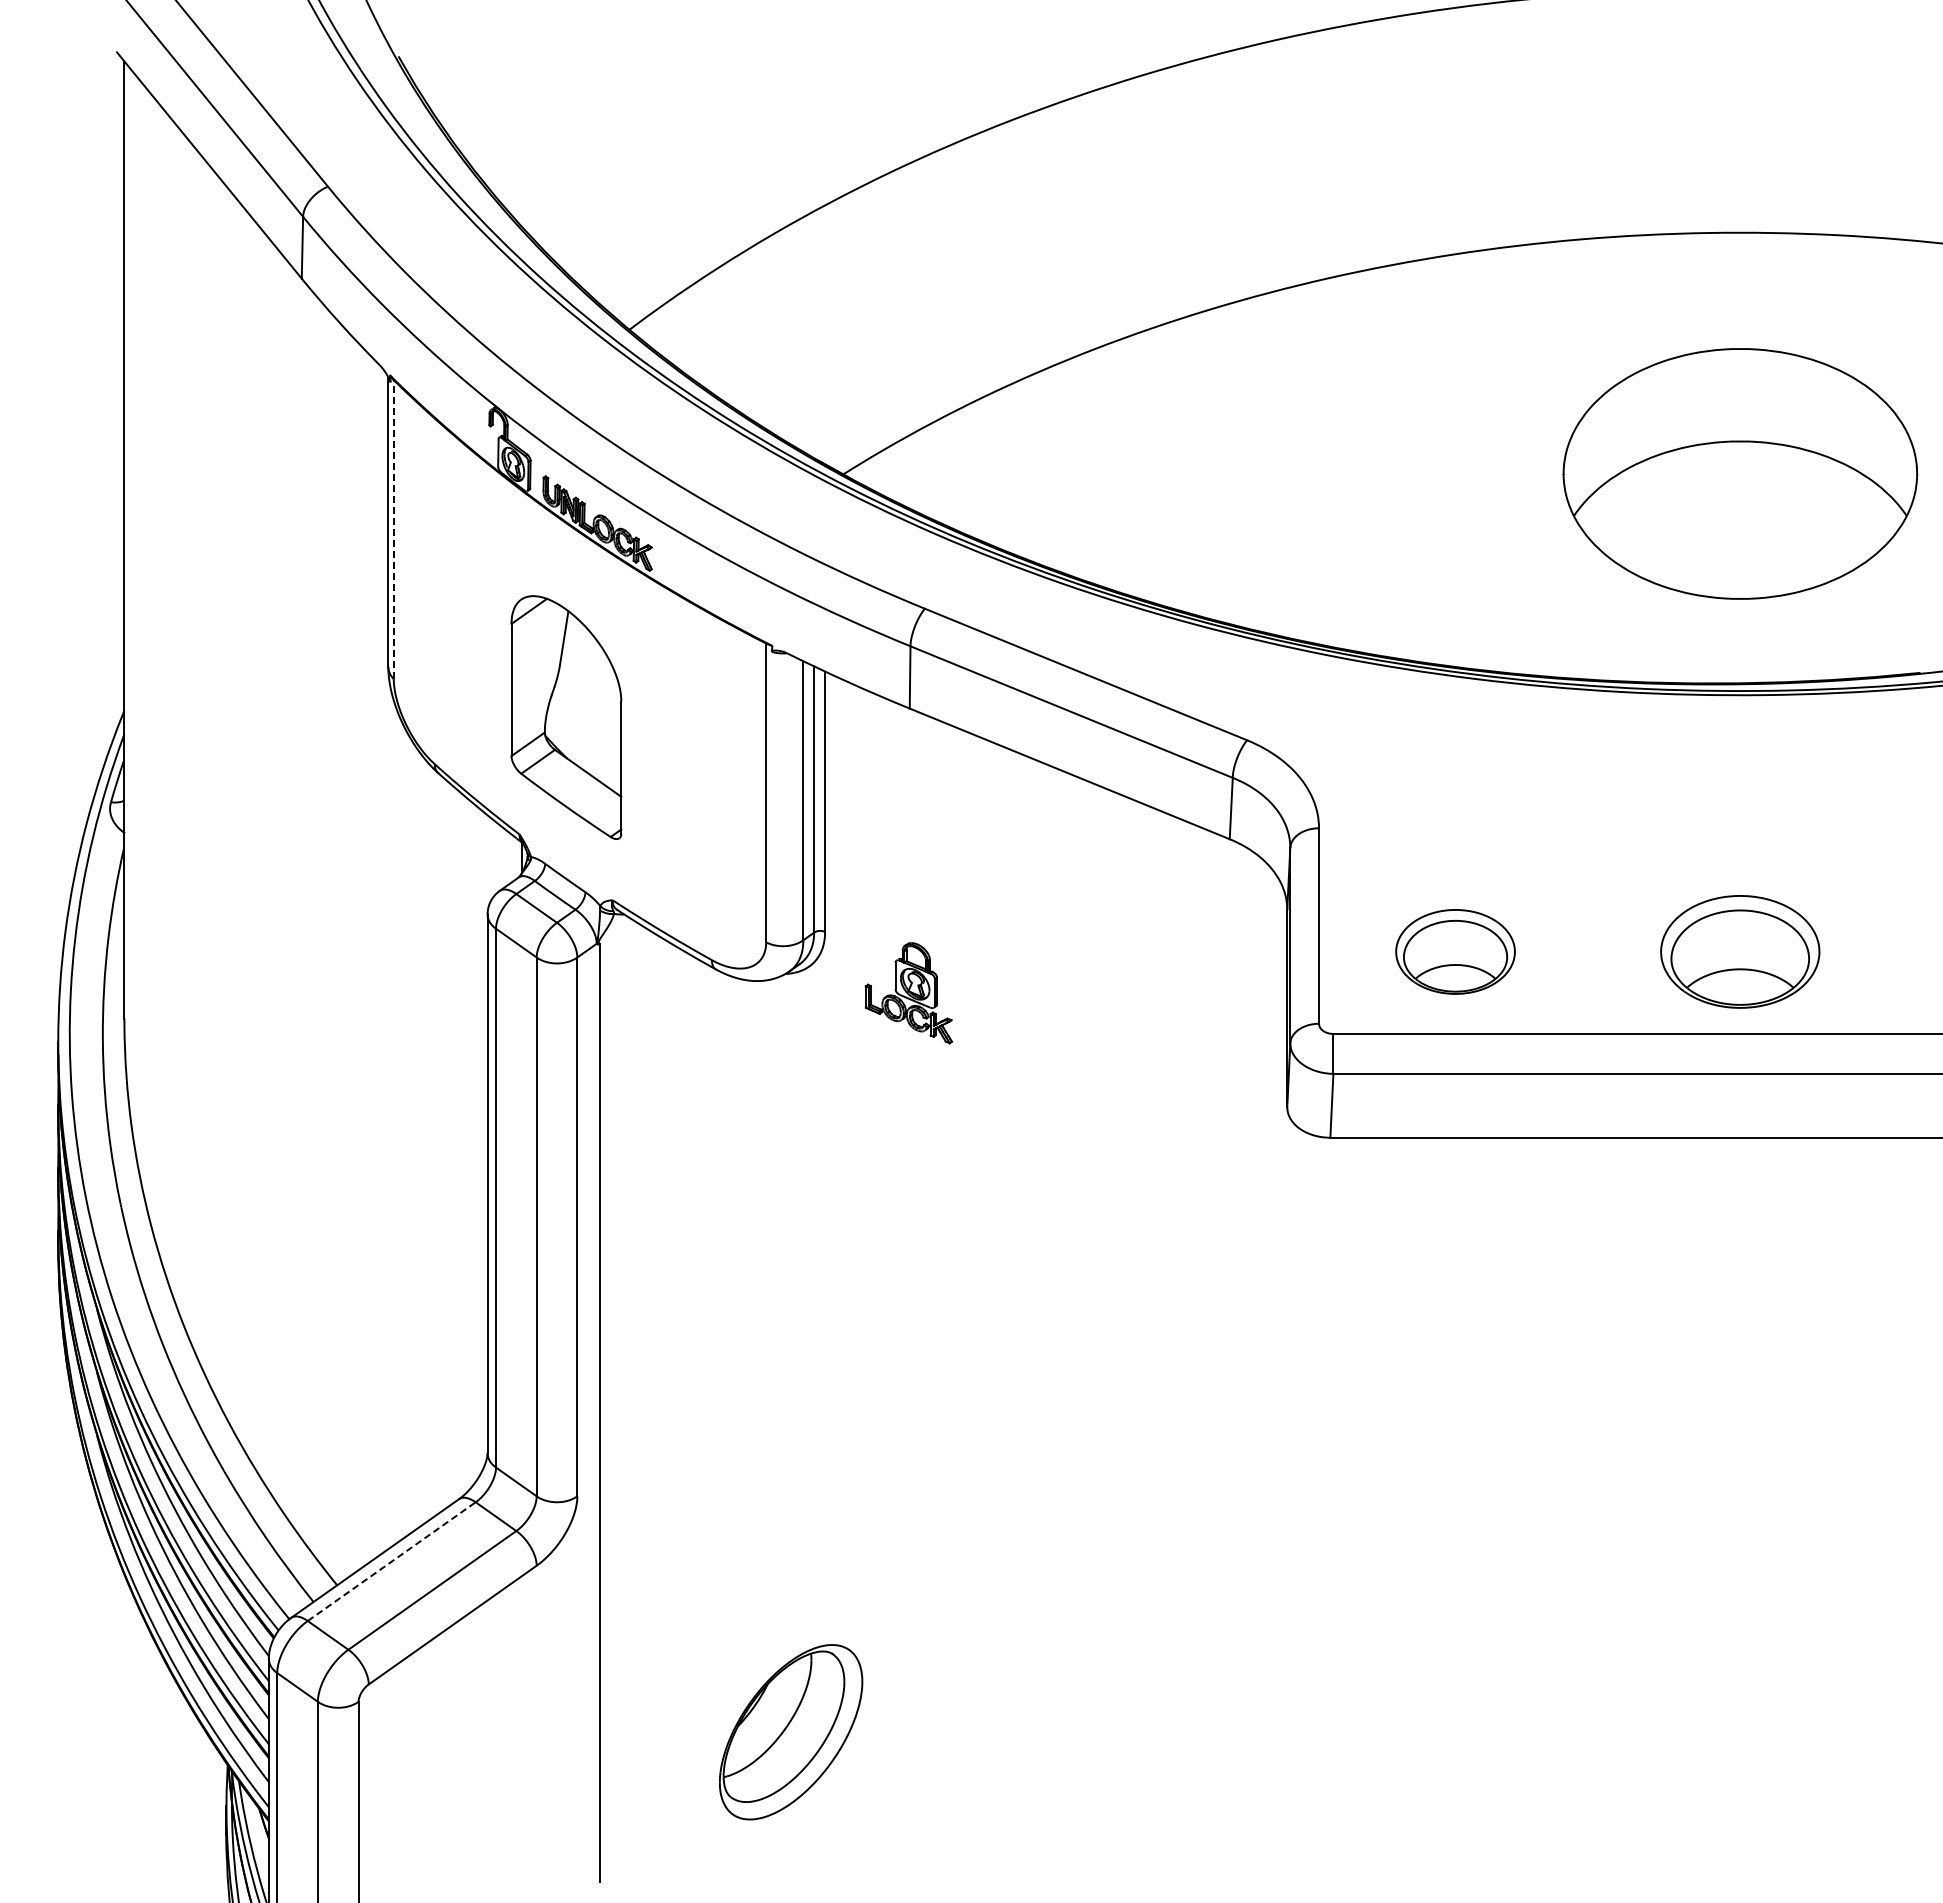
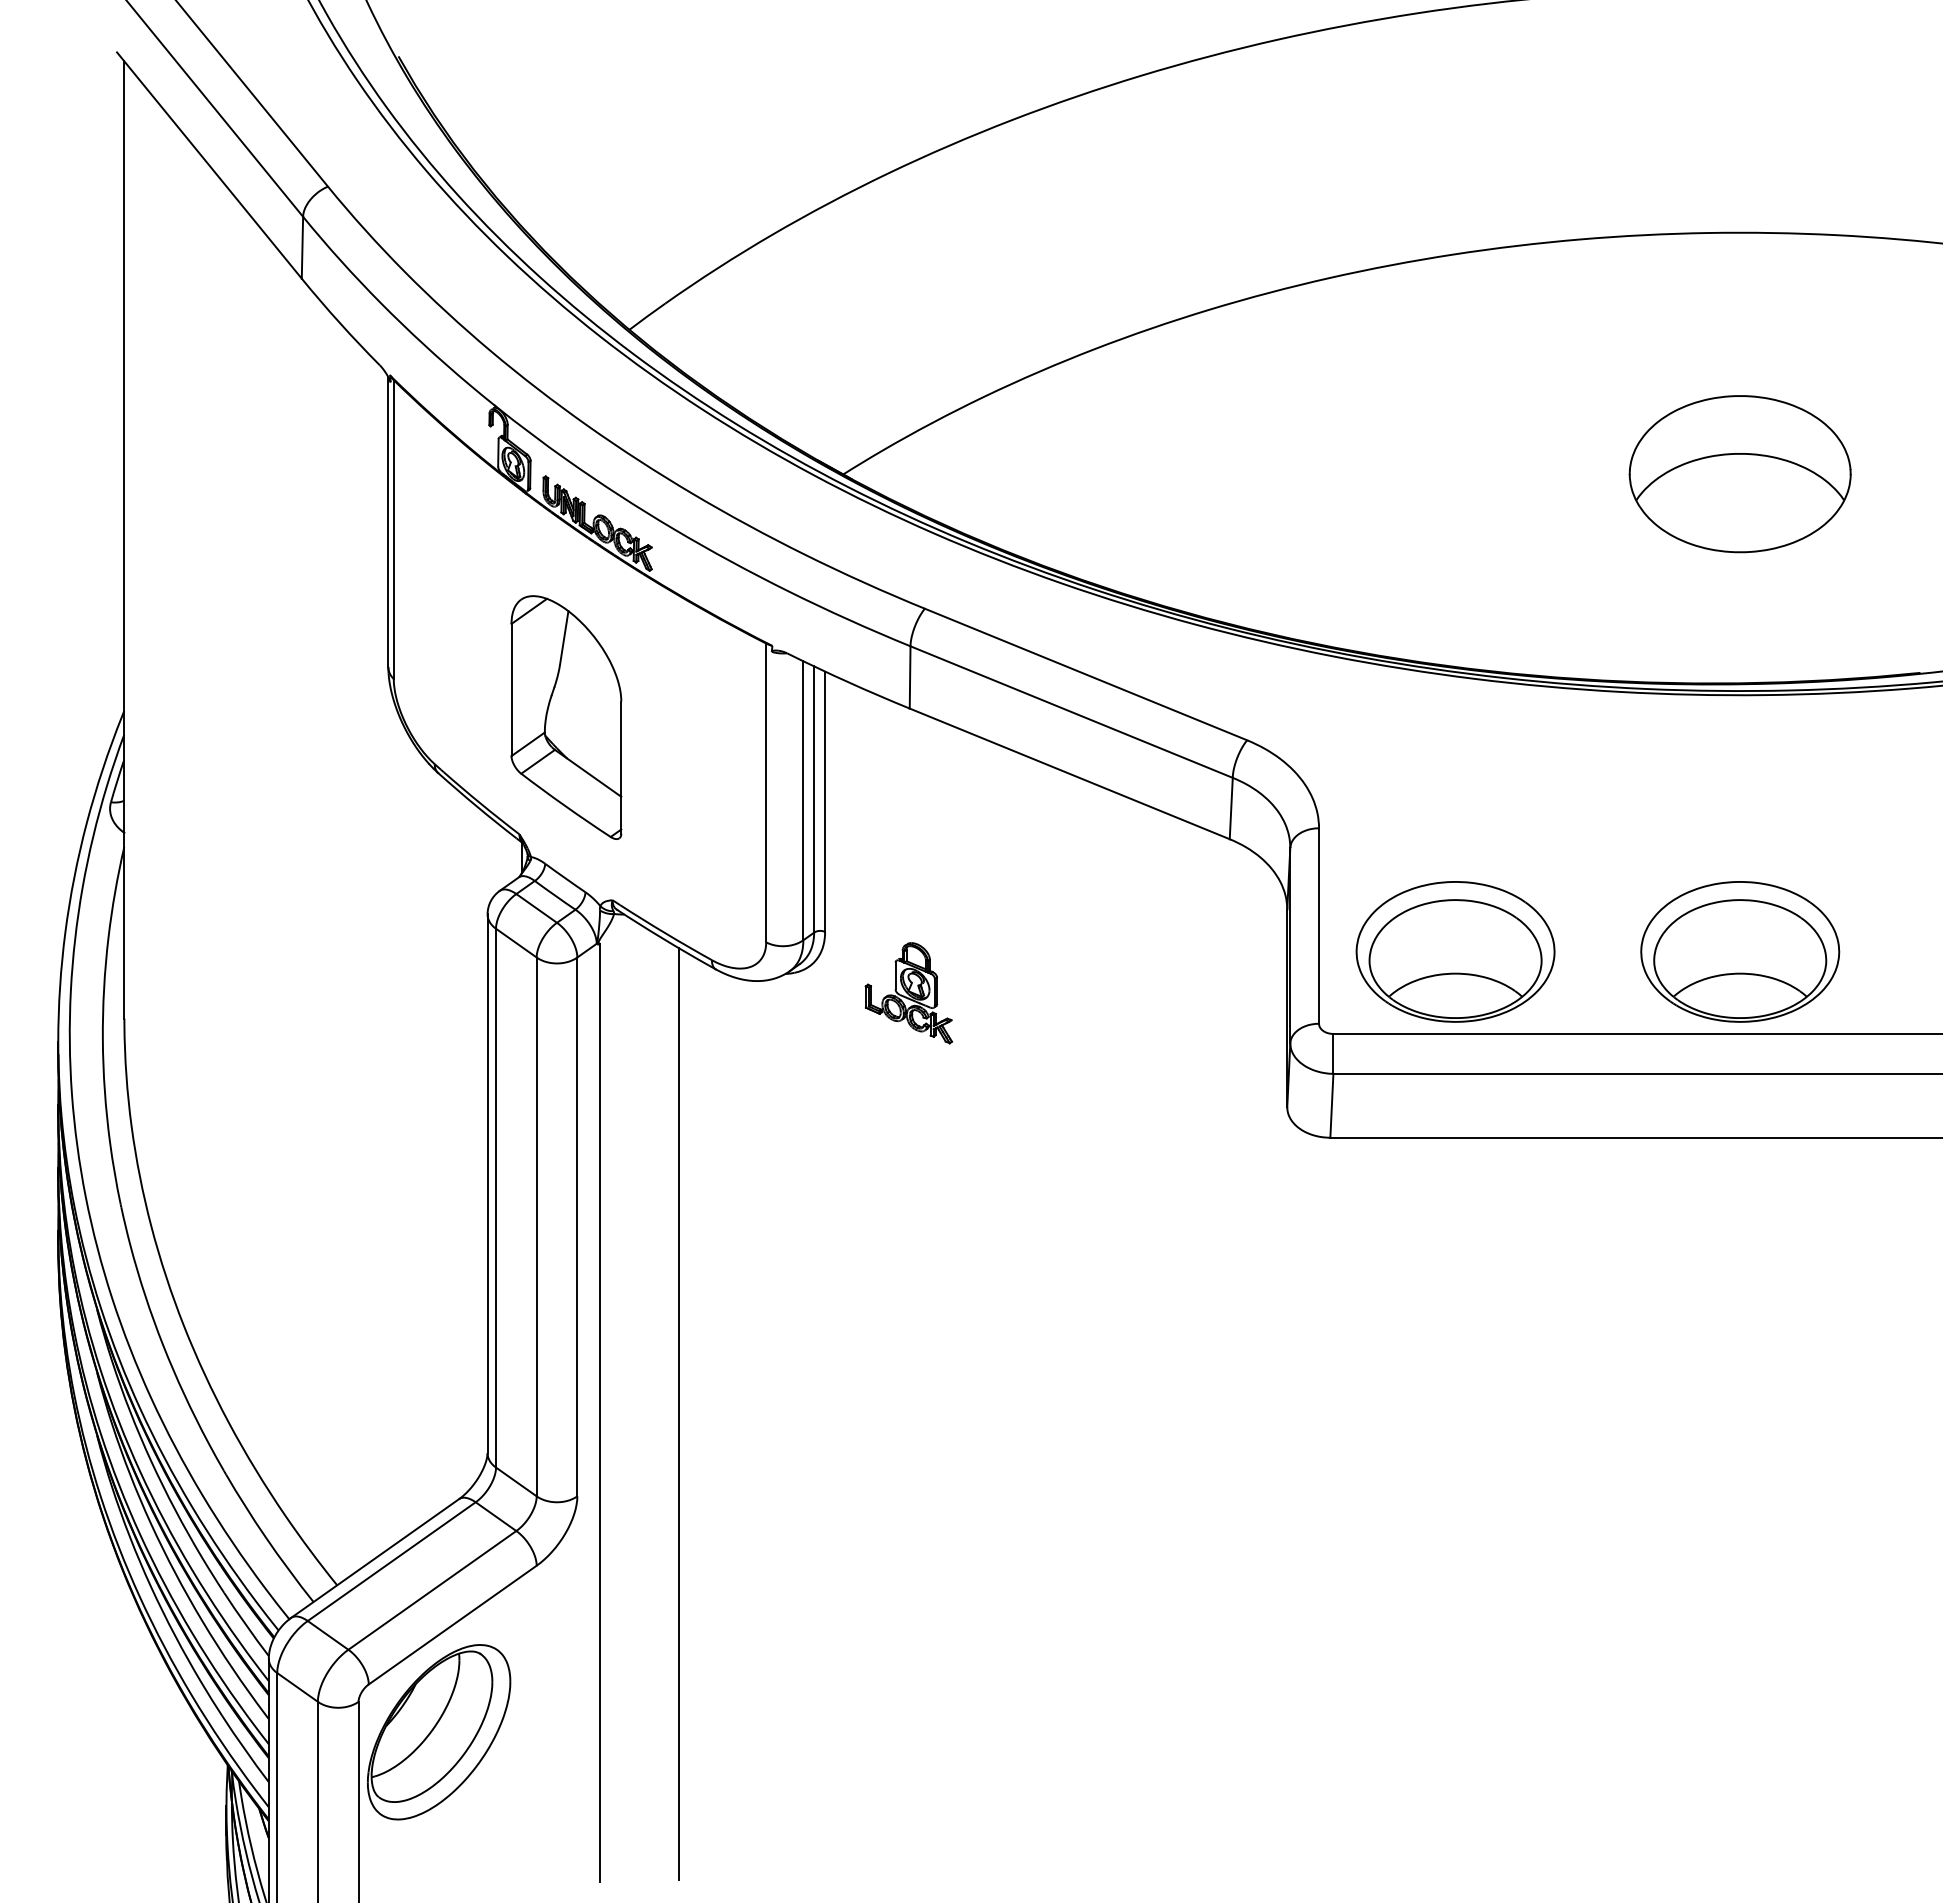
part size: 357x252 px -> 224x159 px (1739, 474)
line: dashed -> solid (393, 529)
part size: 121x86 px -> 201x142 px (1455, 951)
part size: 161x114 px -> 201x142 px (1740, 951)
line: none -> present (678, 1414)
line: dashed -> solid (391, 1561)
part position: (791, 1732) -> (439, 1732) (439, 1732)
